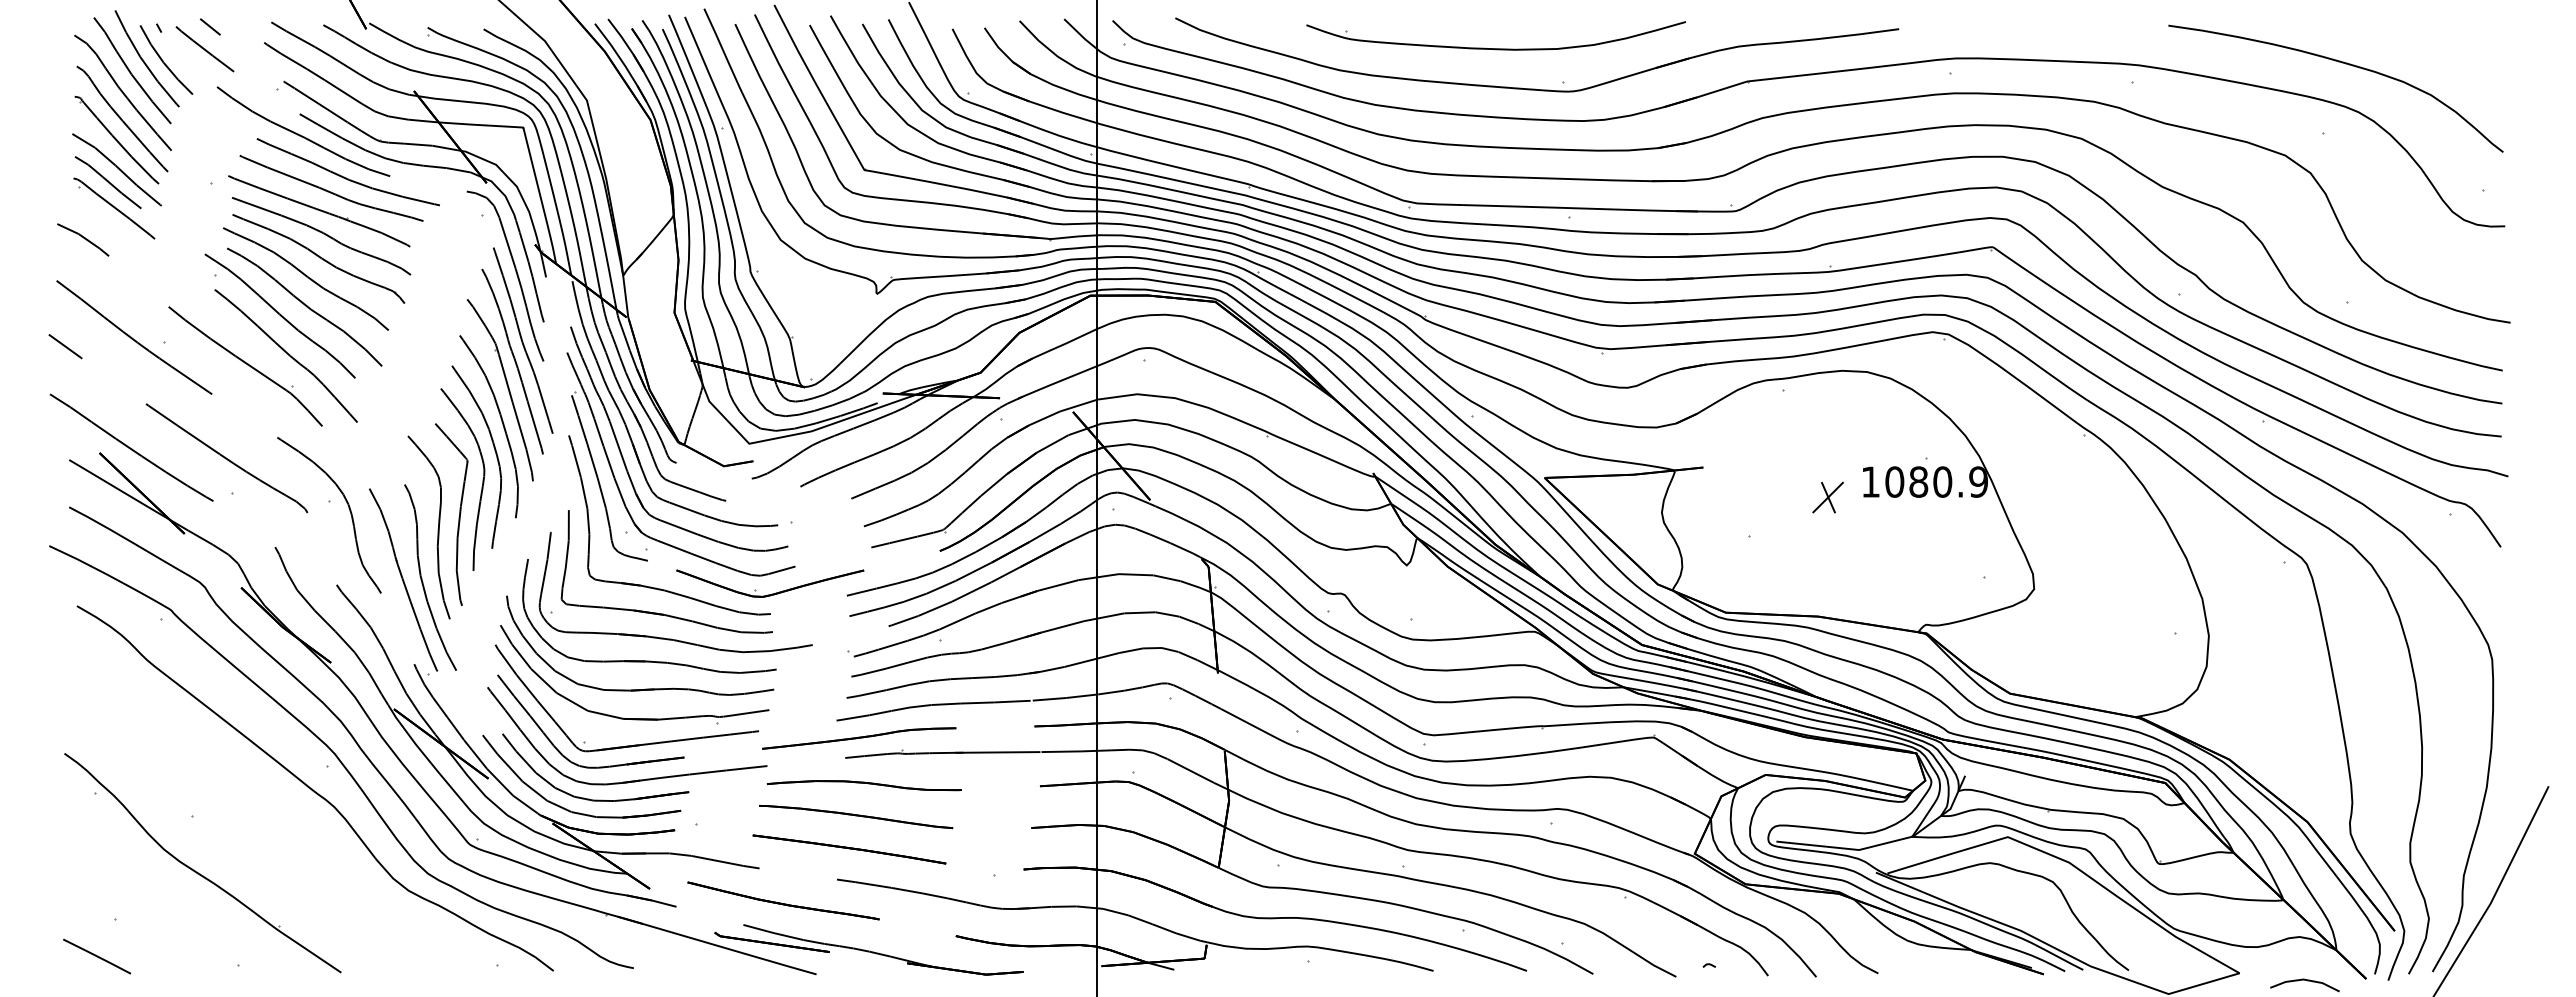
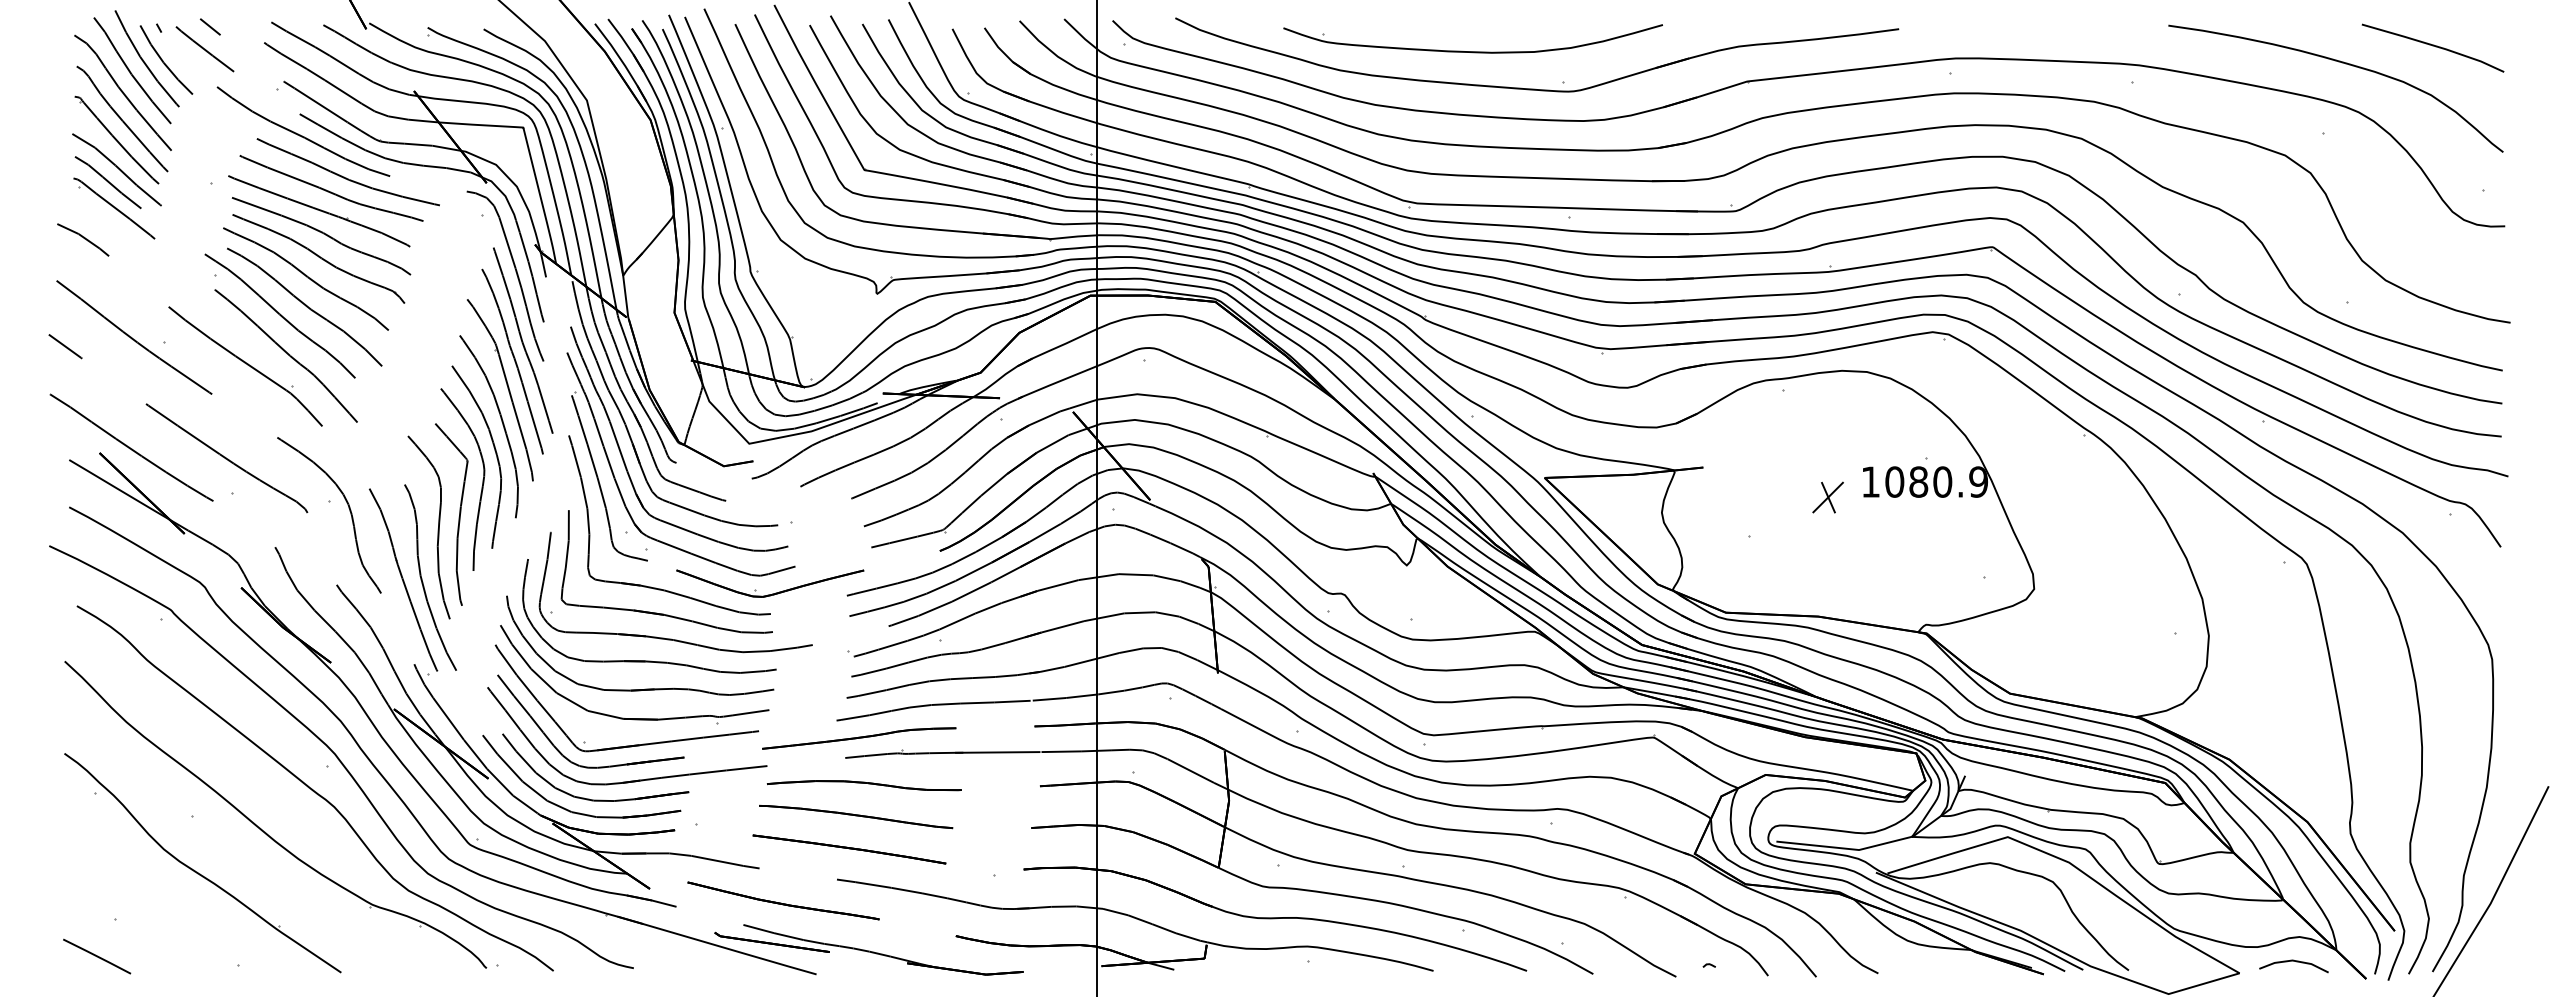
line: none -> present (2432, 46)
part position: (1495, 48) -> (1472, 51) (1472, 51)
part: none -> present (265, 831)
line position: (2304, 980) -> (2293, 961) (2293, 961)
